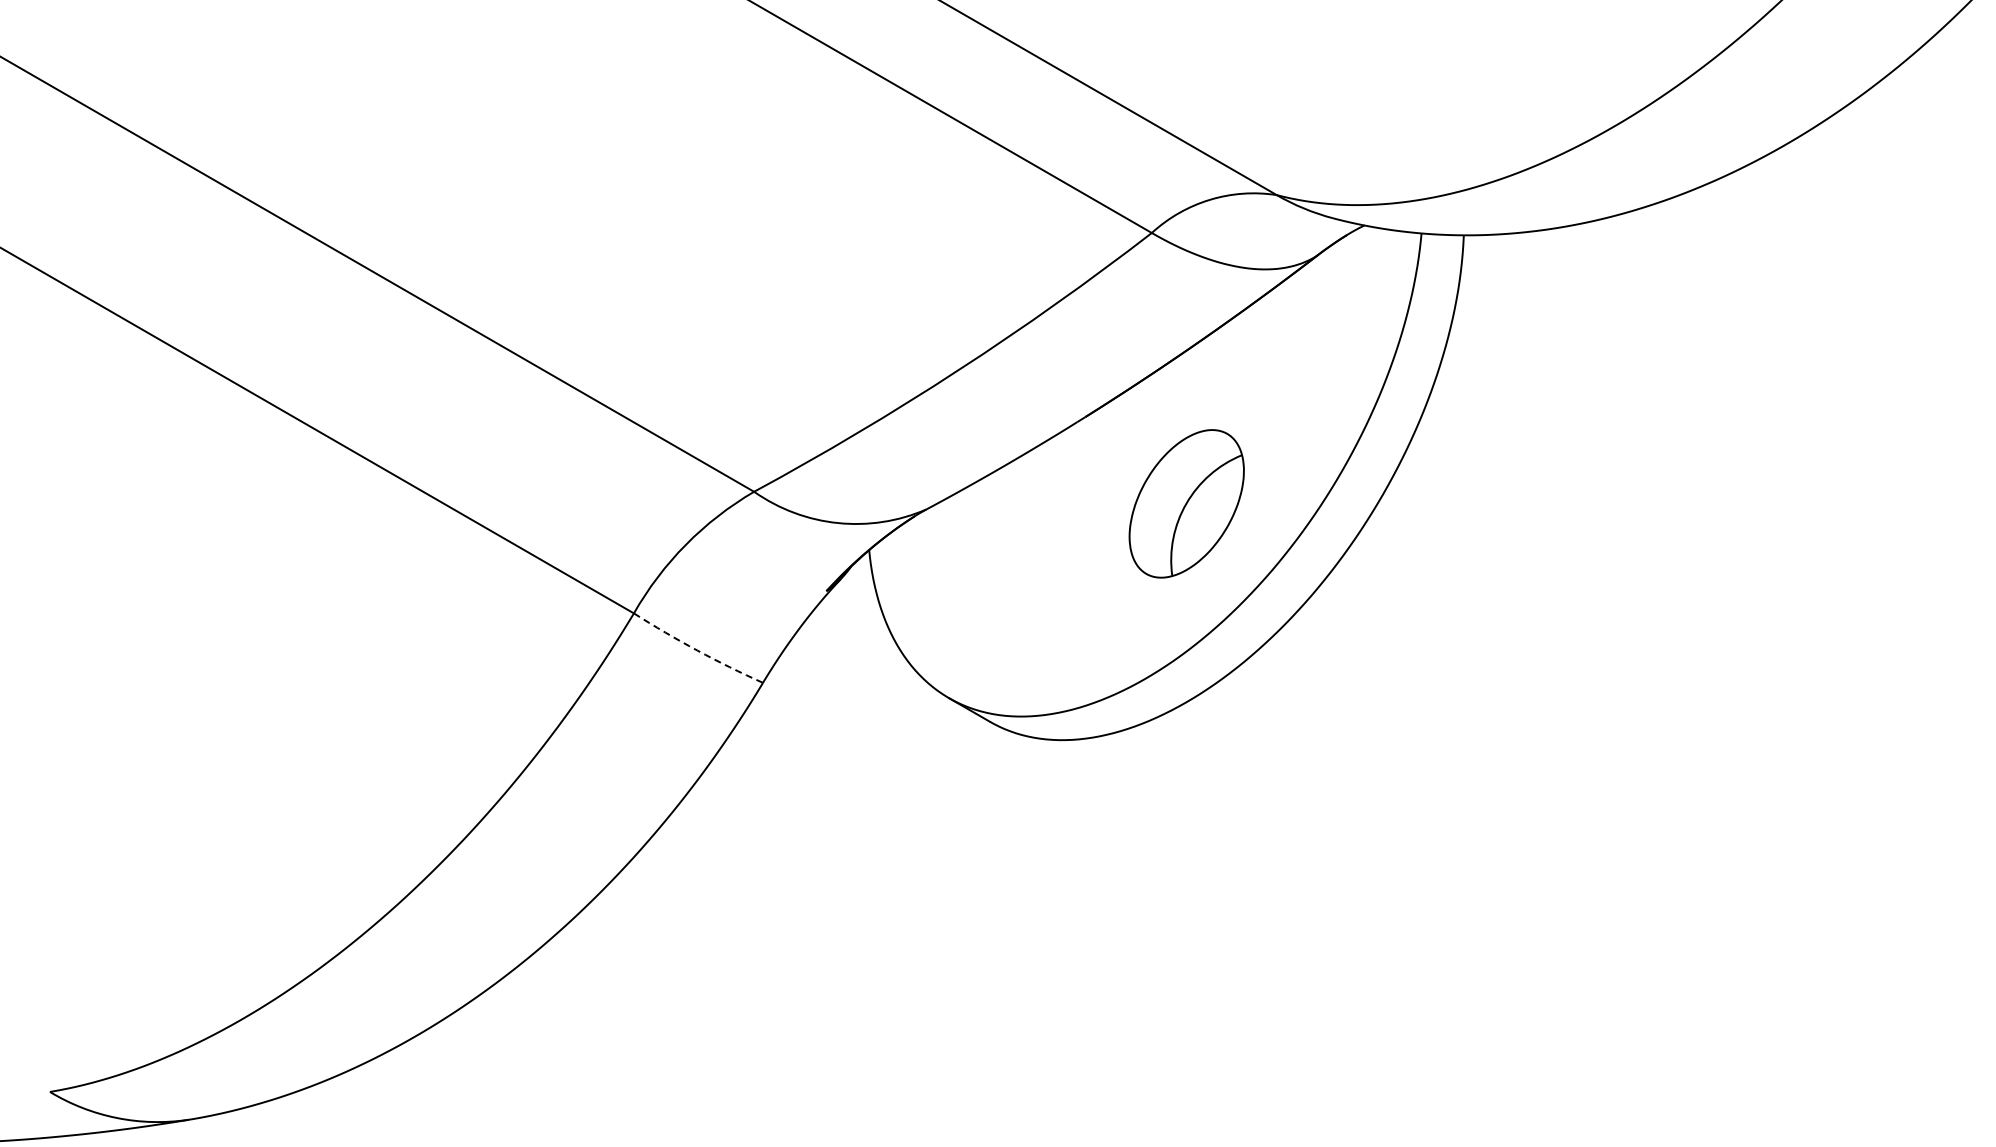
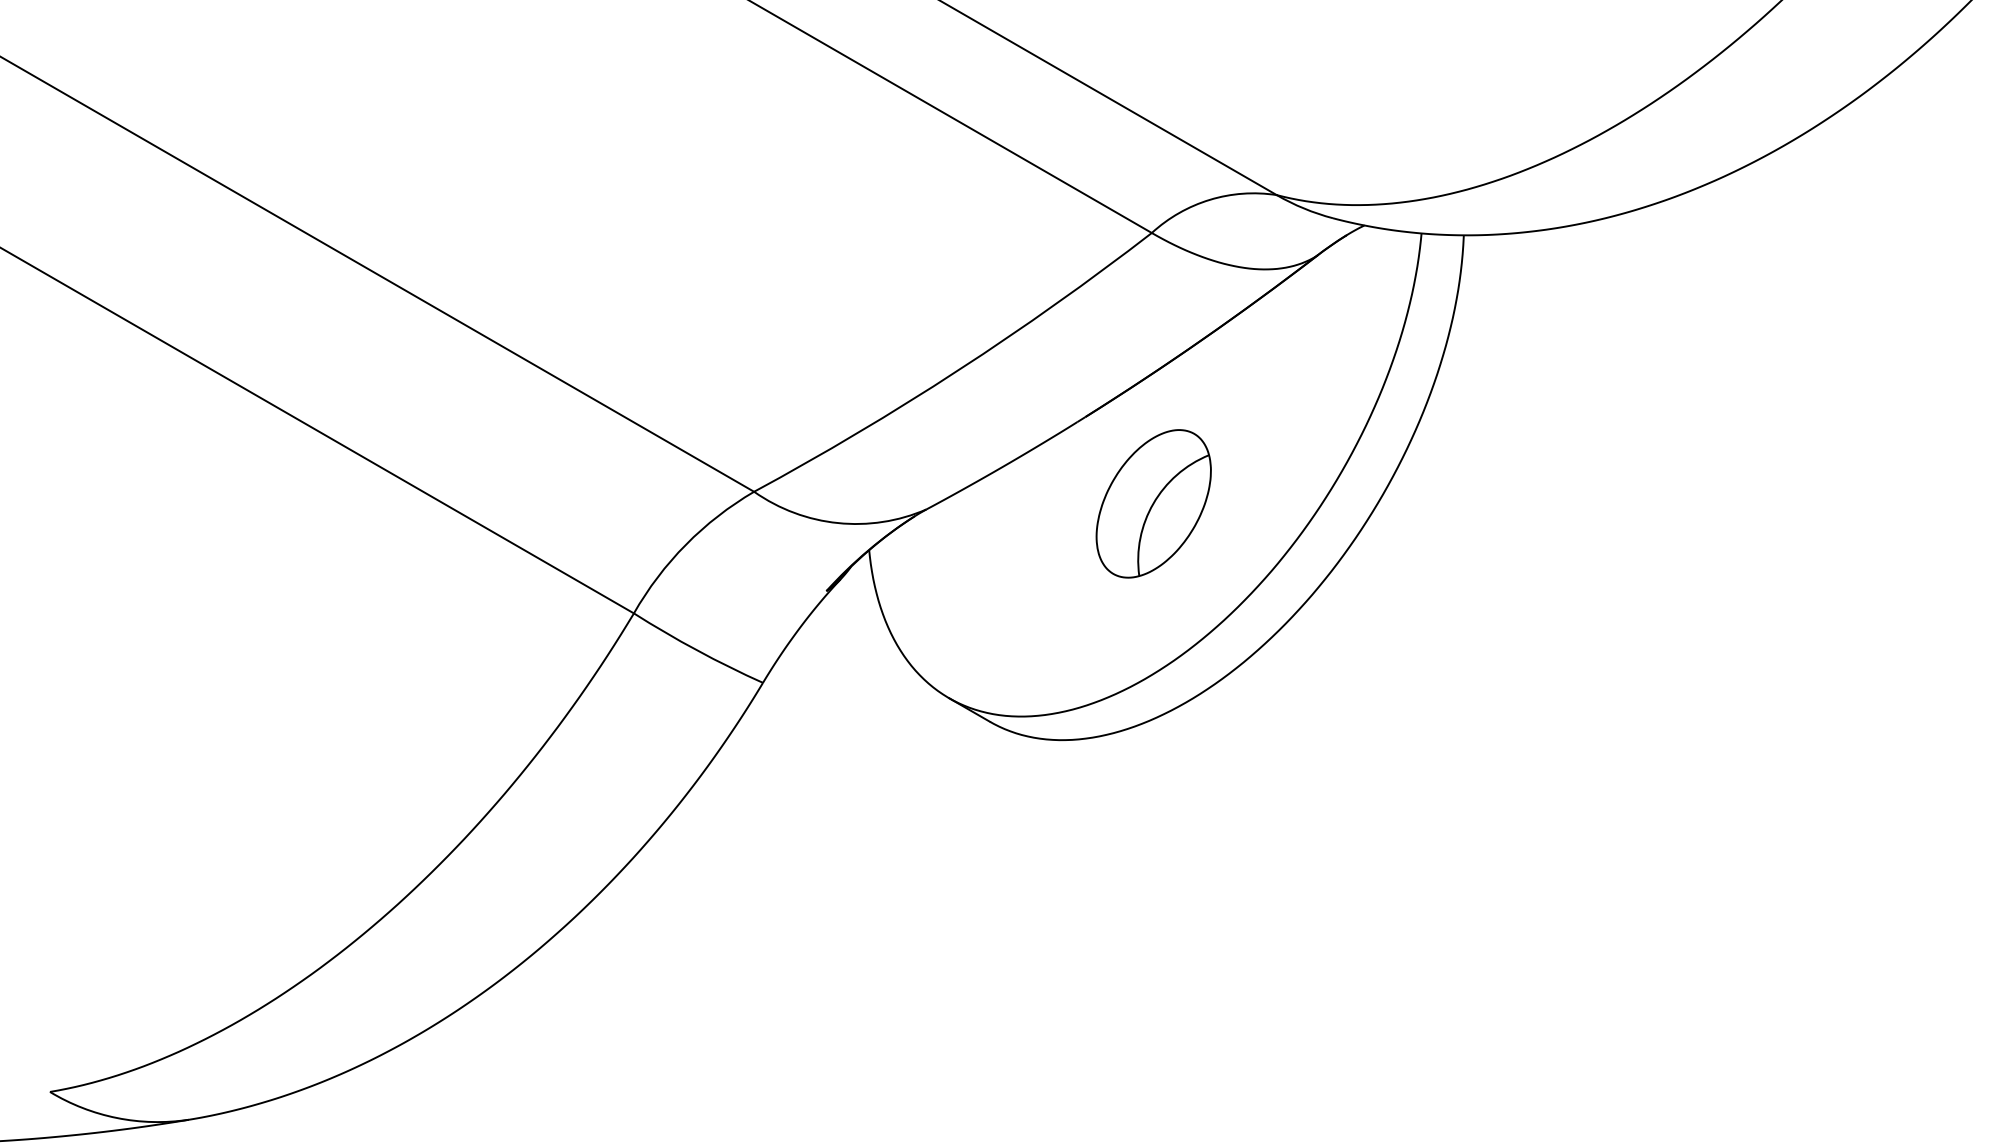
part position: (1186, 503) -> (1153, 503) (1153, 503)
arc: dashed -> solid (697, 650)
